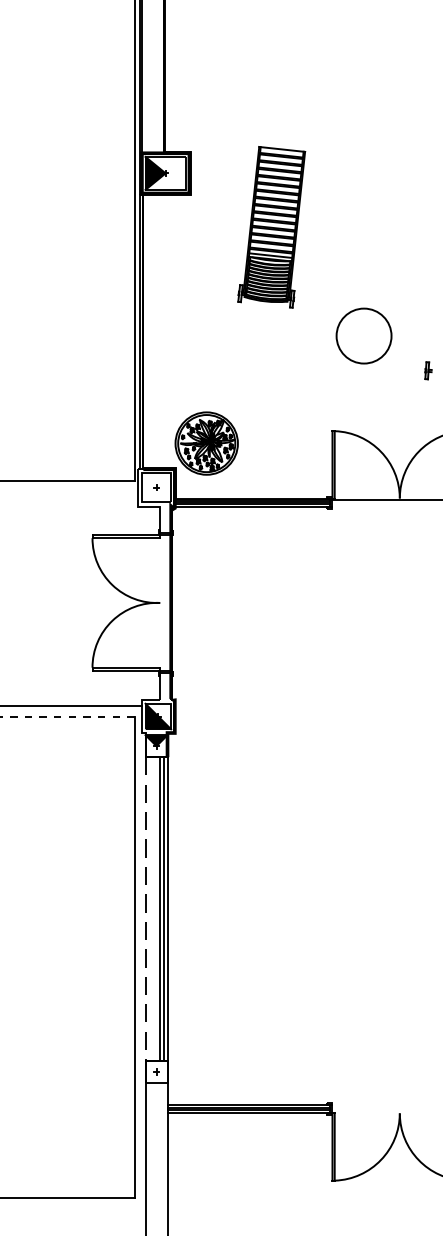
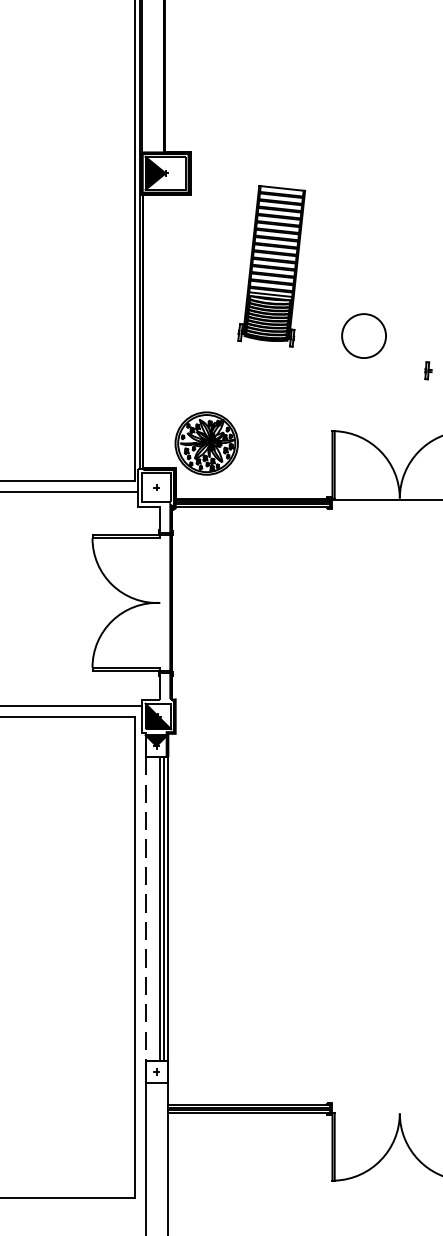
part position: (271, 227) -> (271, 266) (271, 266)
circle diameter: 55 px -> 44 px (364, 336)
line: none -> present (69, 491)
line: dashed -> solid (67, 716)
